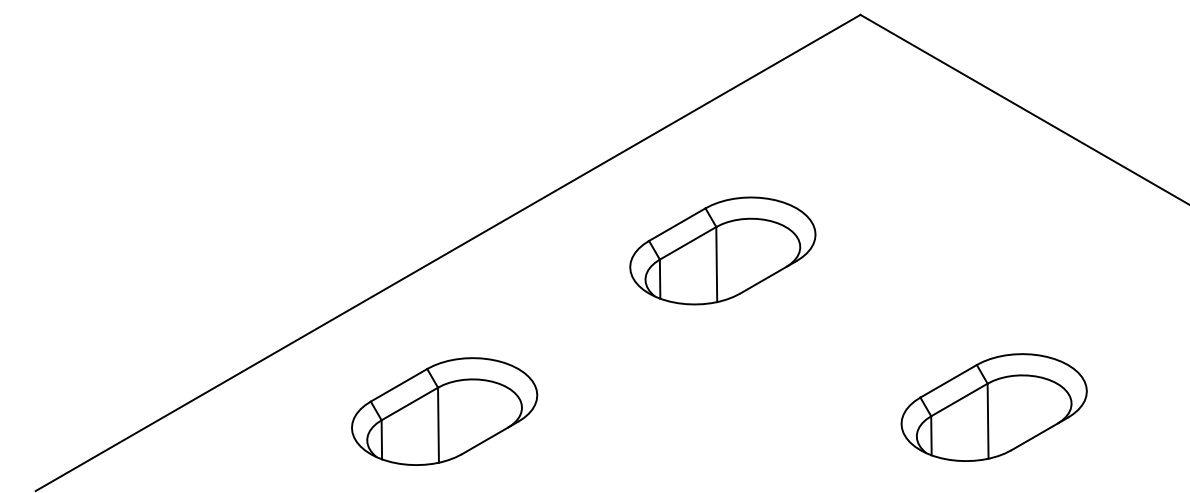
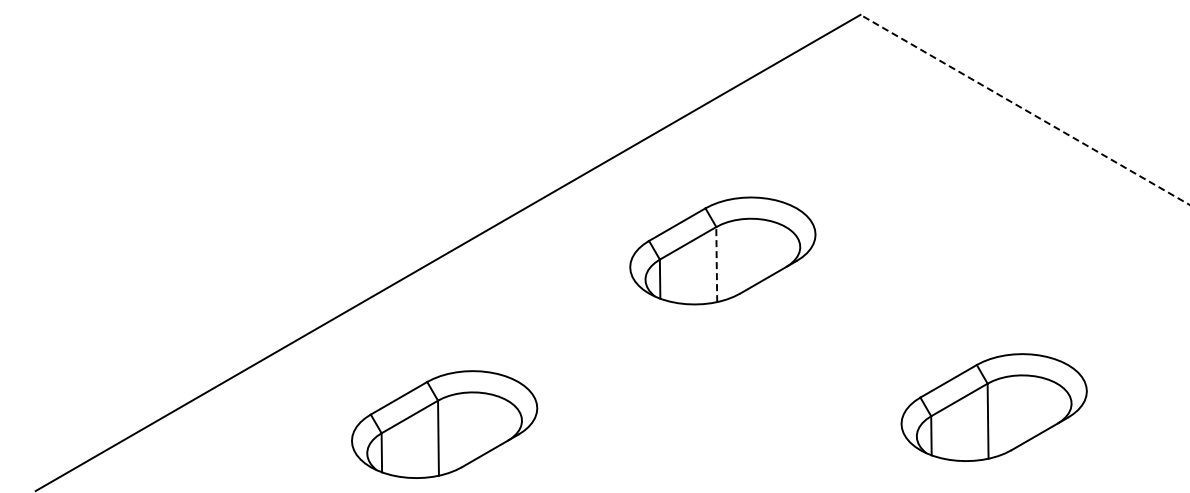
line: solid -> dashed (1024, 109)
line: solid -> dashed (716, 264)
part position: (444, 411) -> (444, 424) (444, 424)
